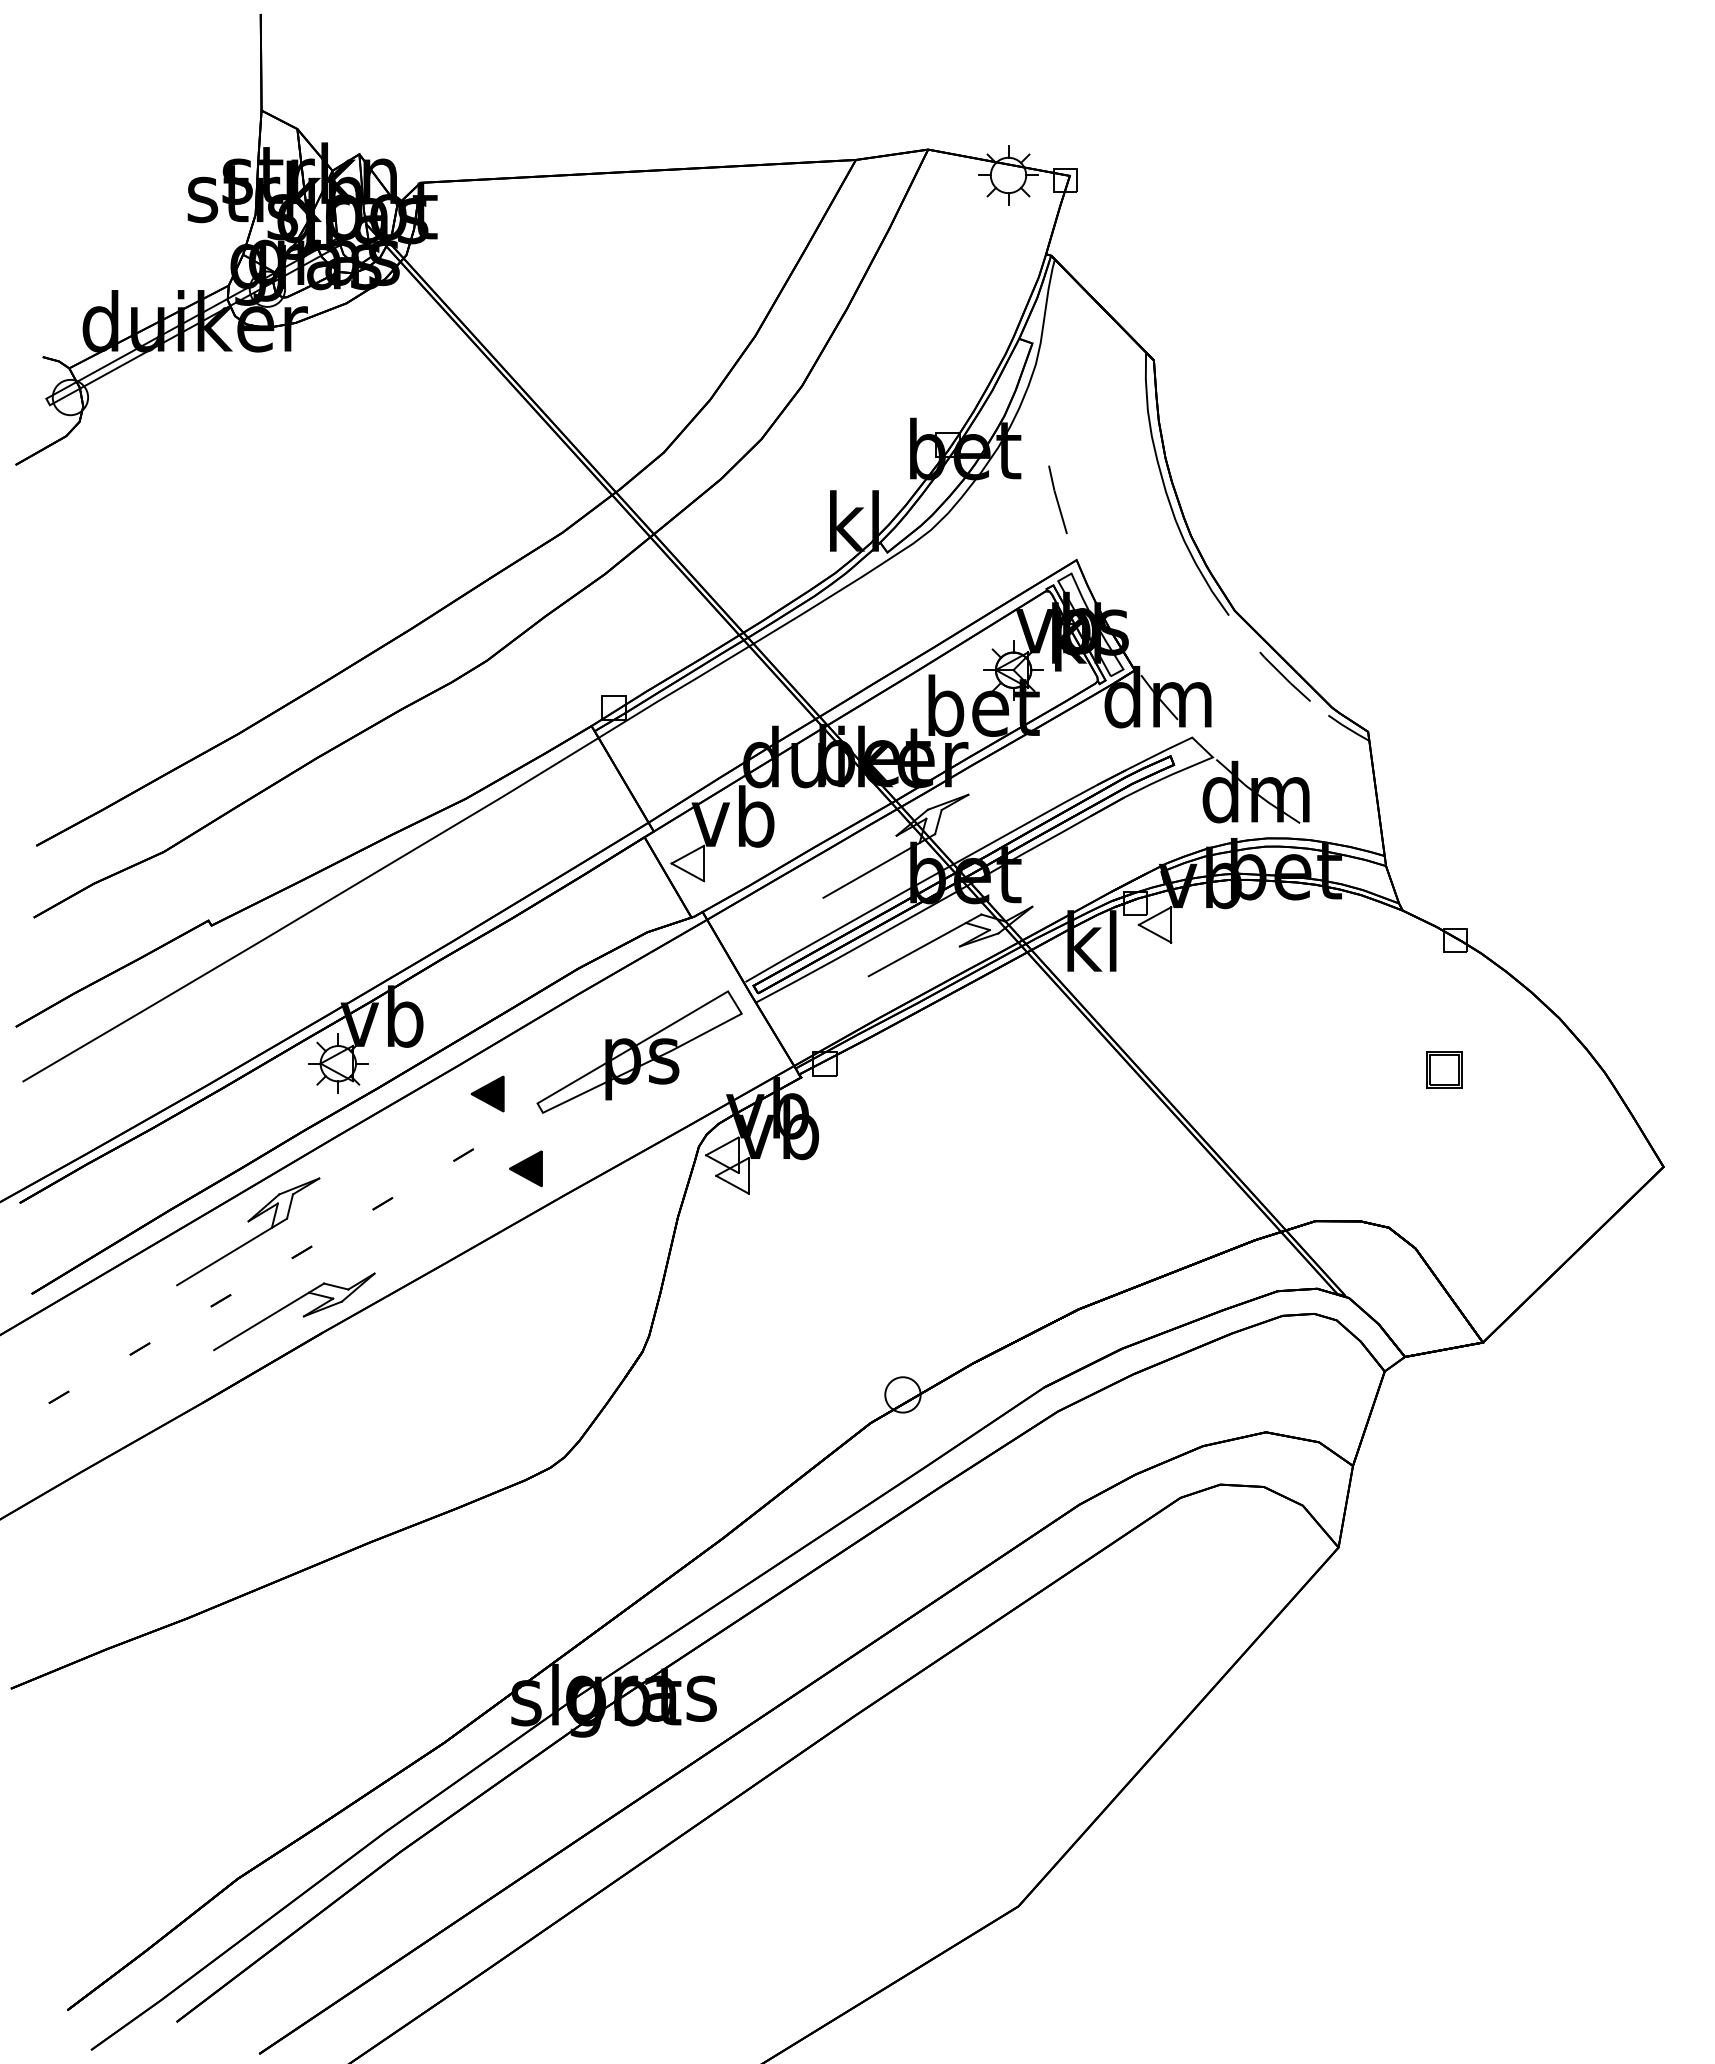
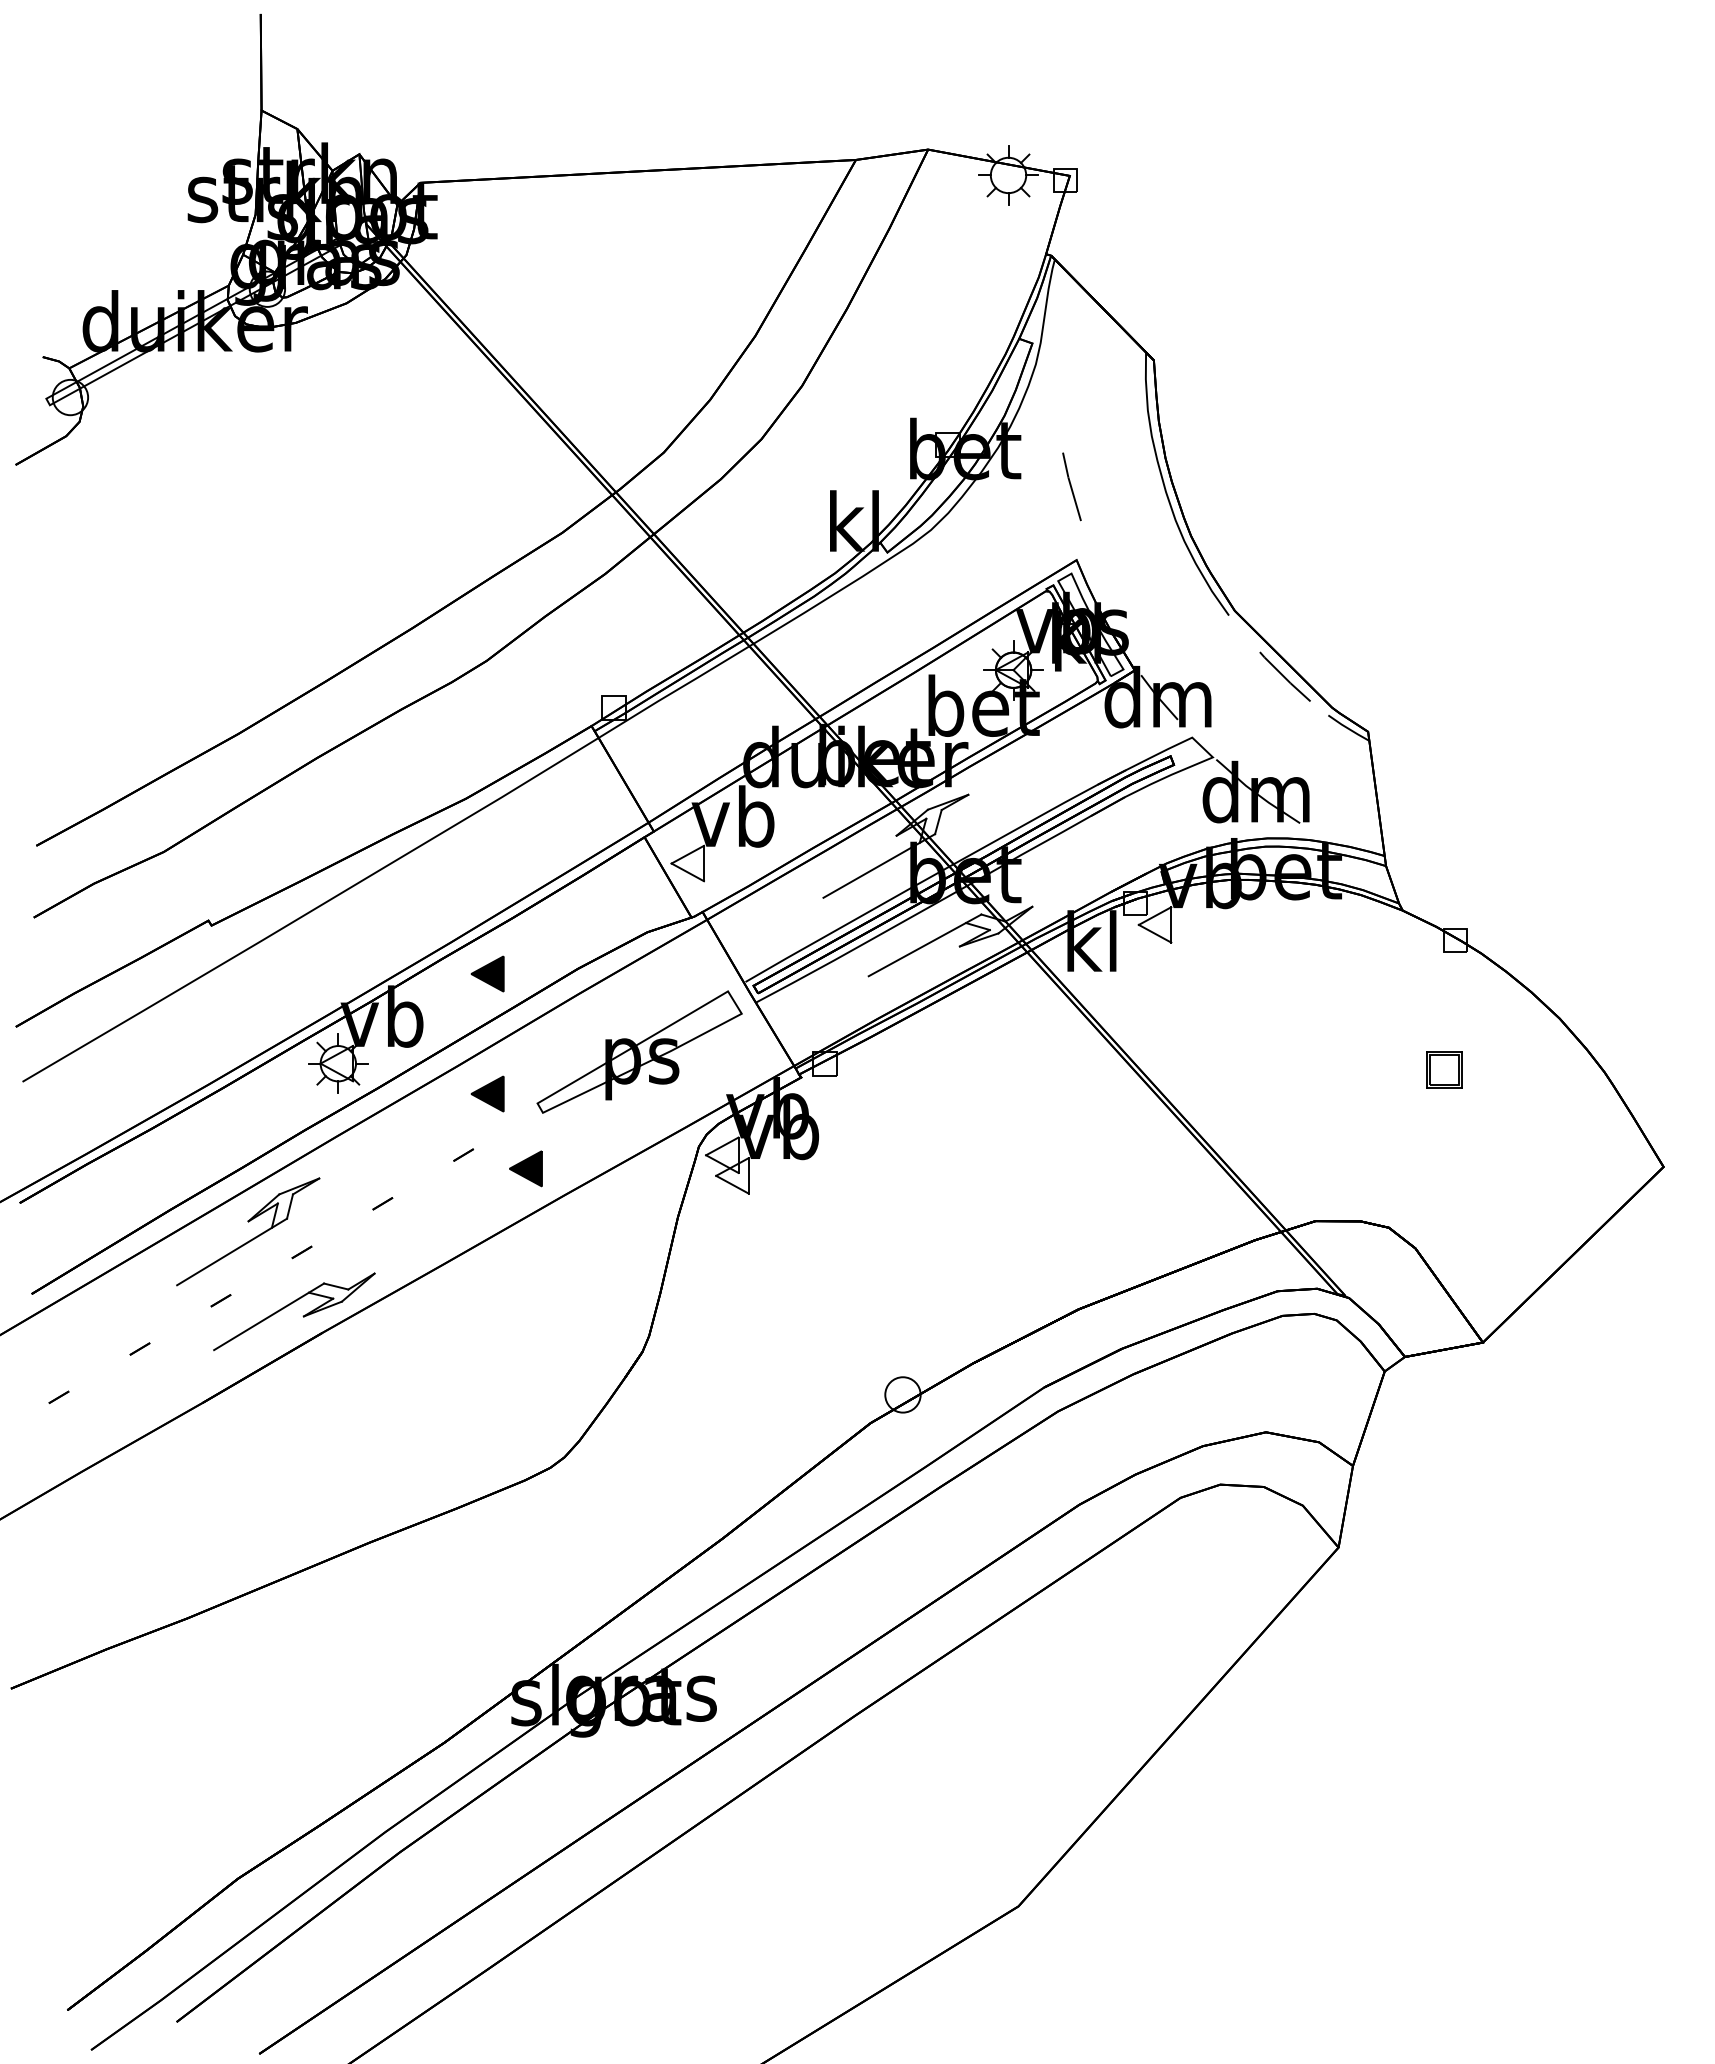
curve position: (1057, 499) -> (1071, 486) (1071, 486)
part: none -> present (487, 973)
